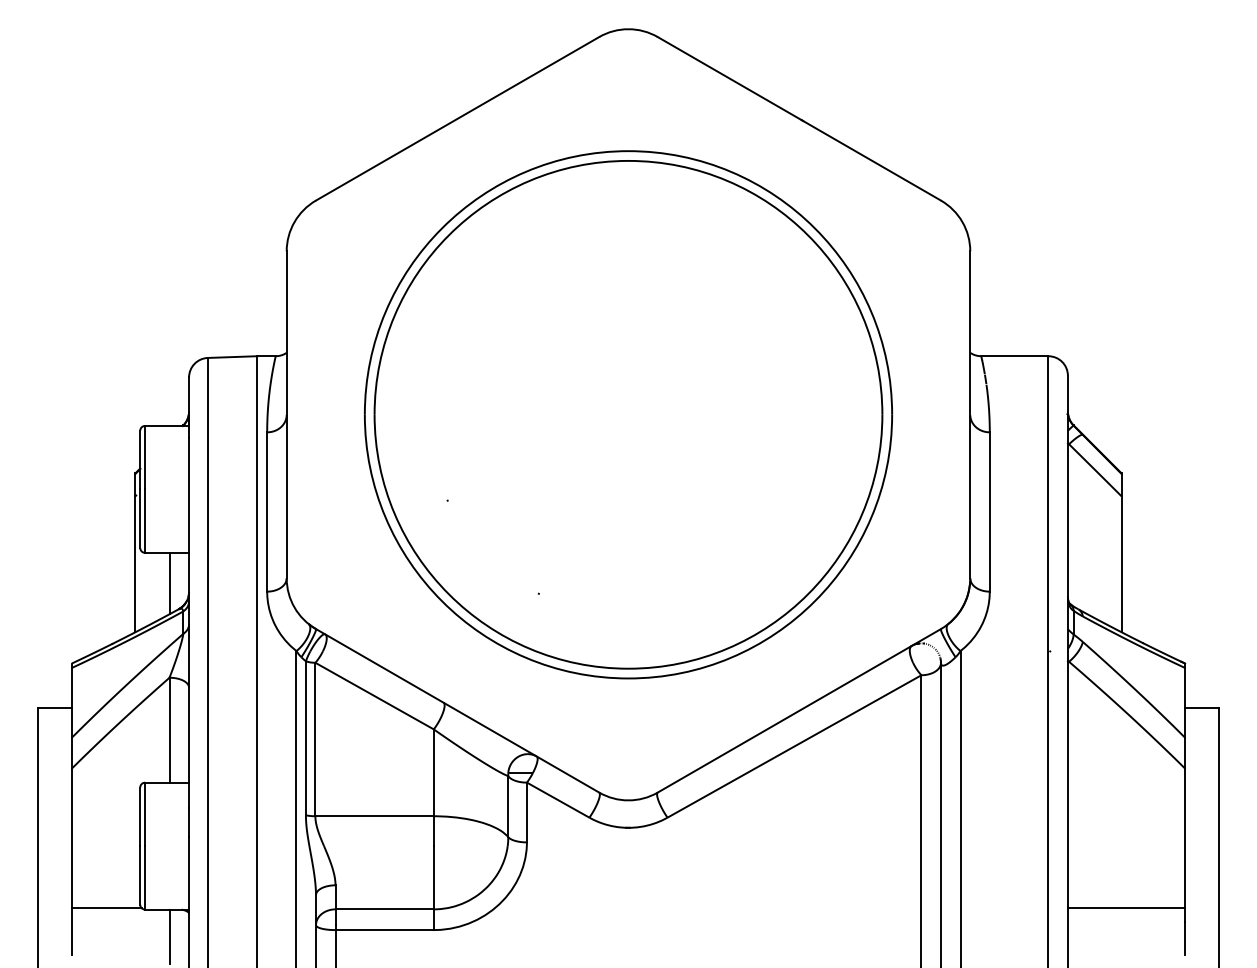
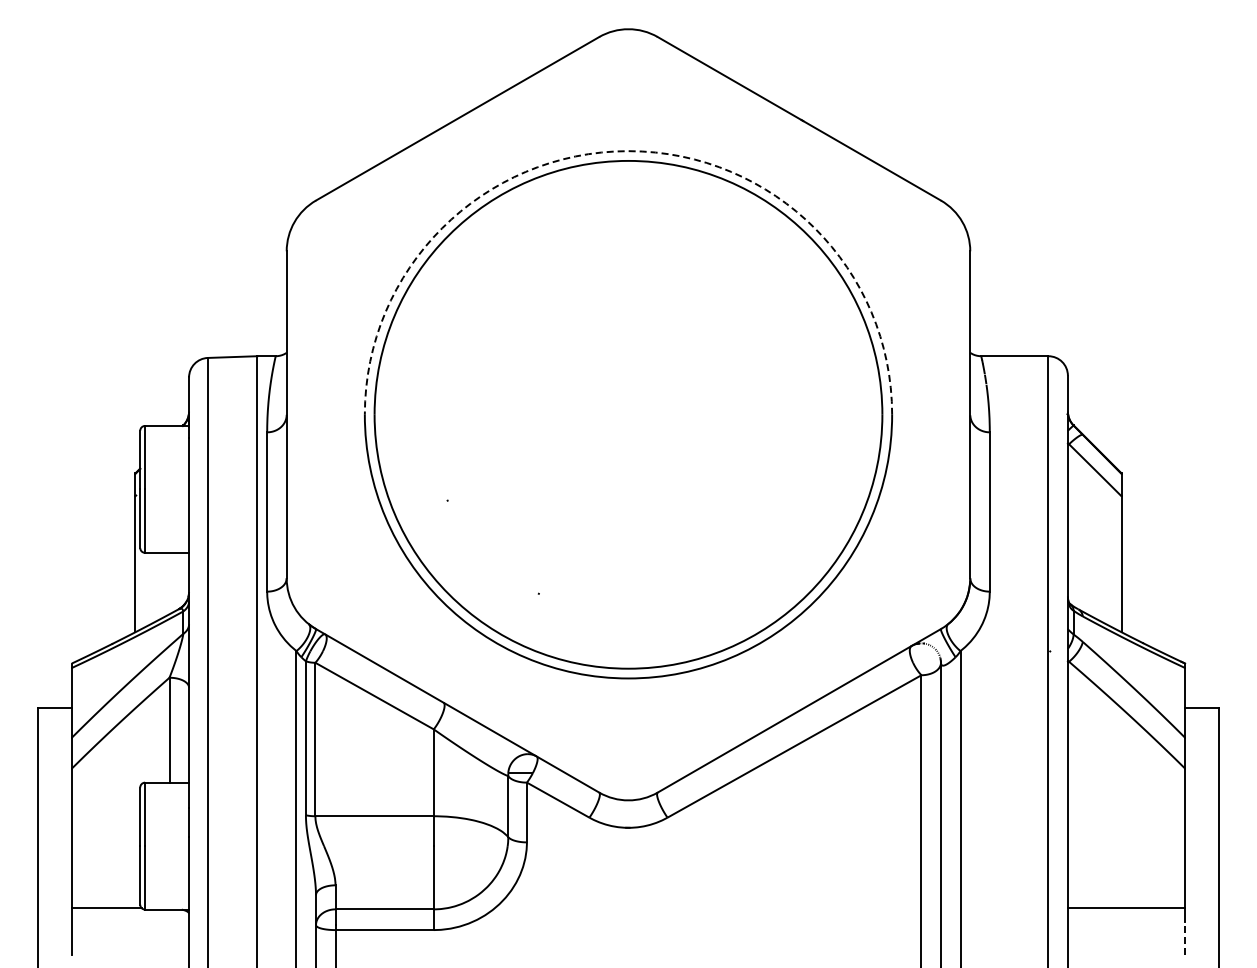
arc: solid -> dashed (628, 151)
line: present -> none (169, 583)
line: present -> none (169, 936)
line: solid -> dashed (1185, 938)
